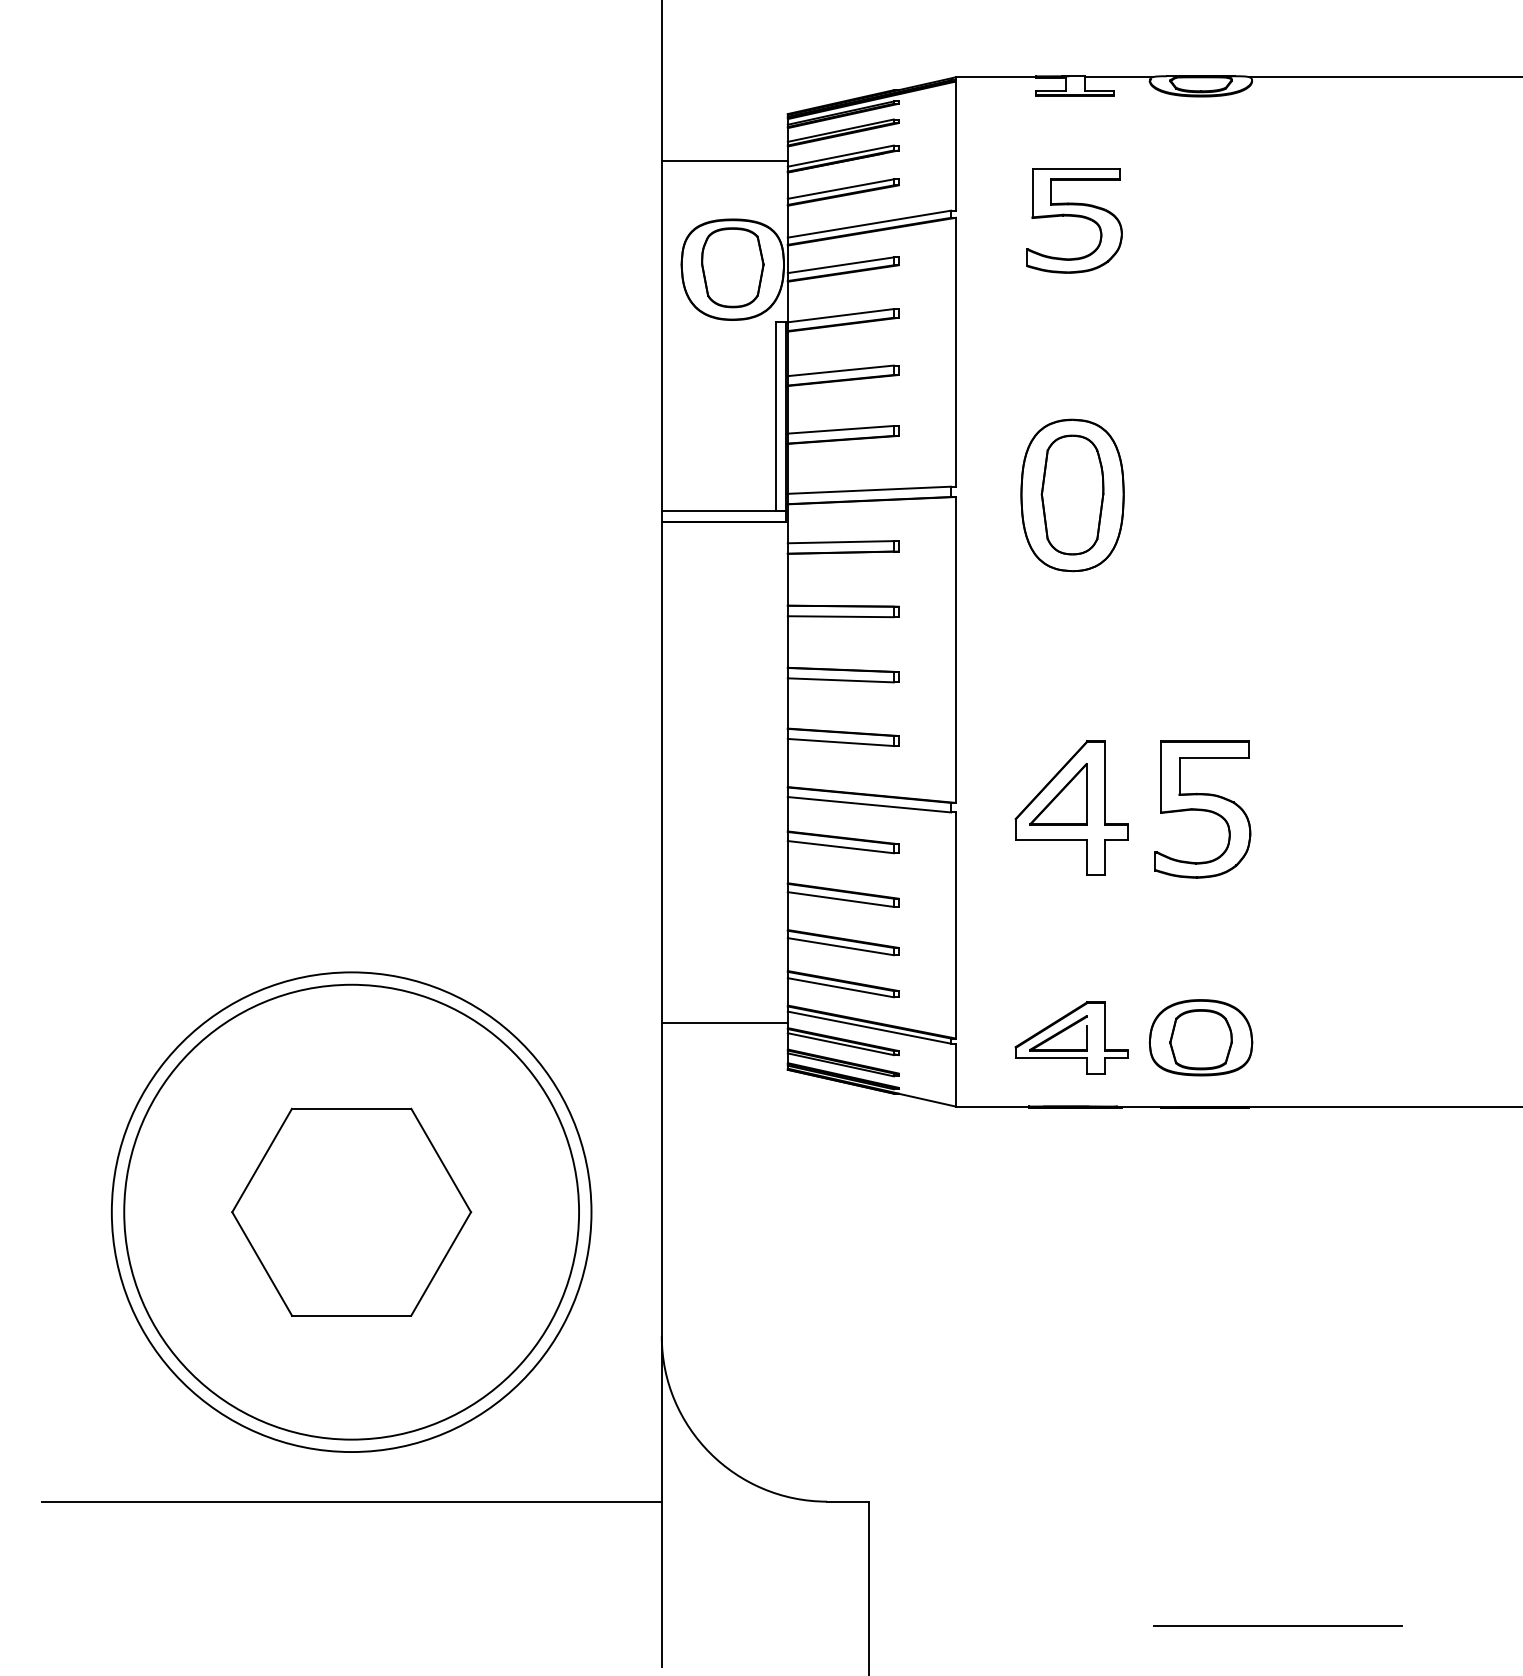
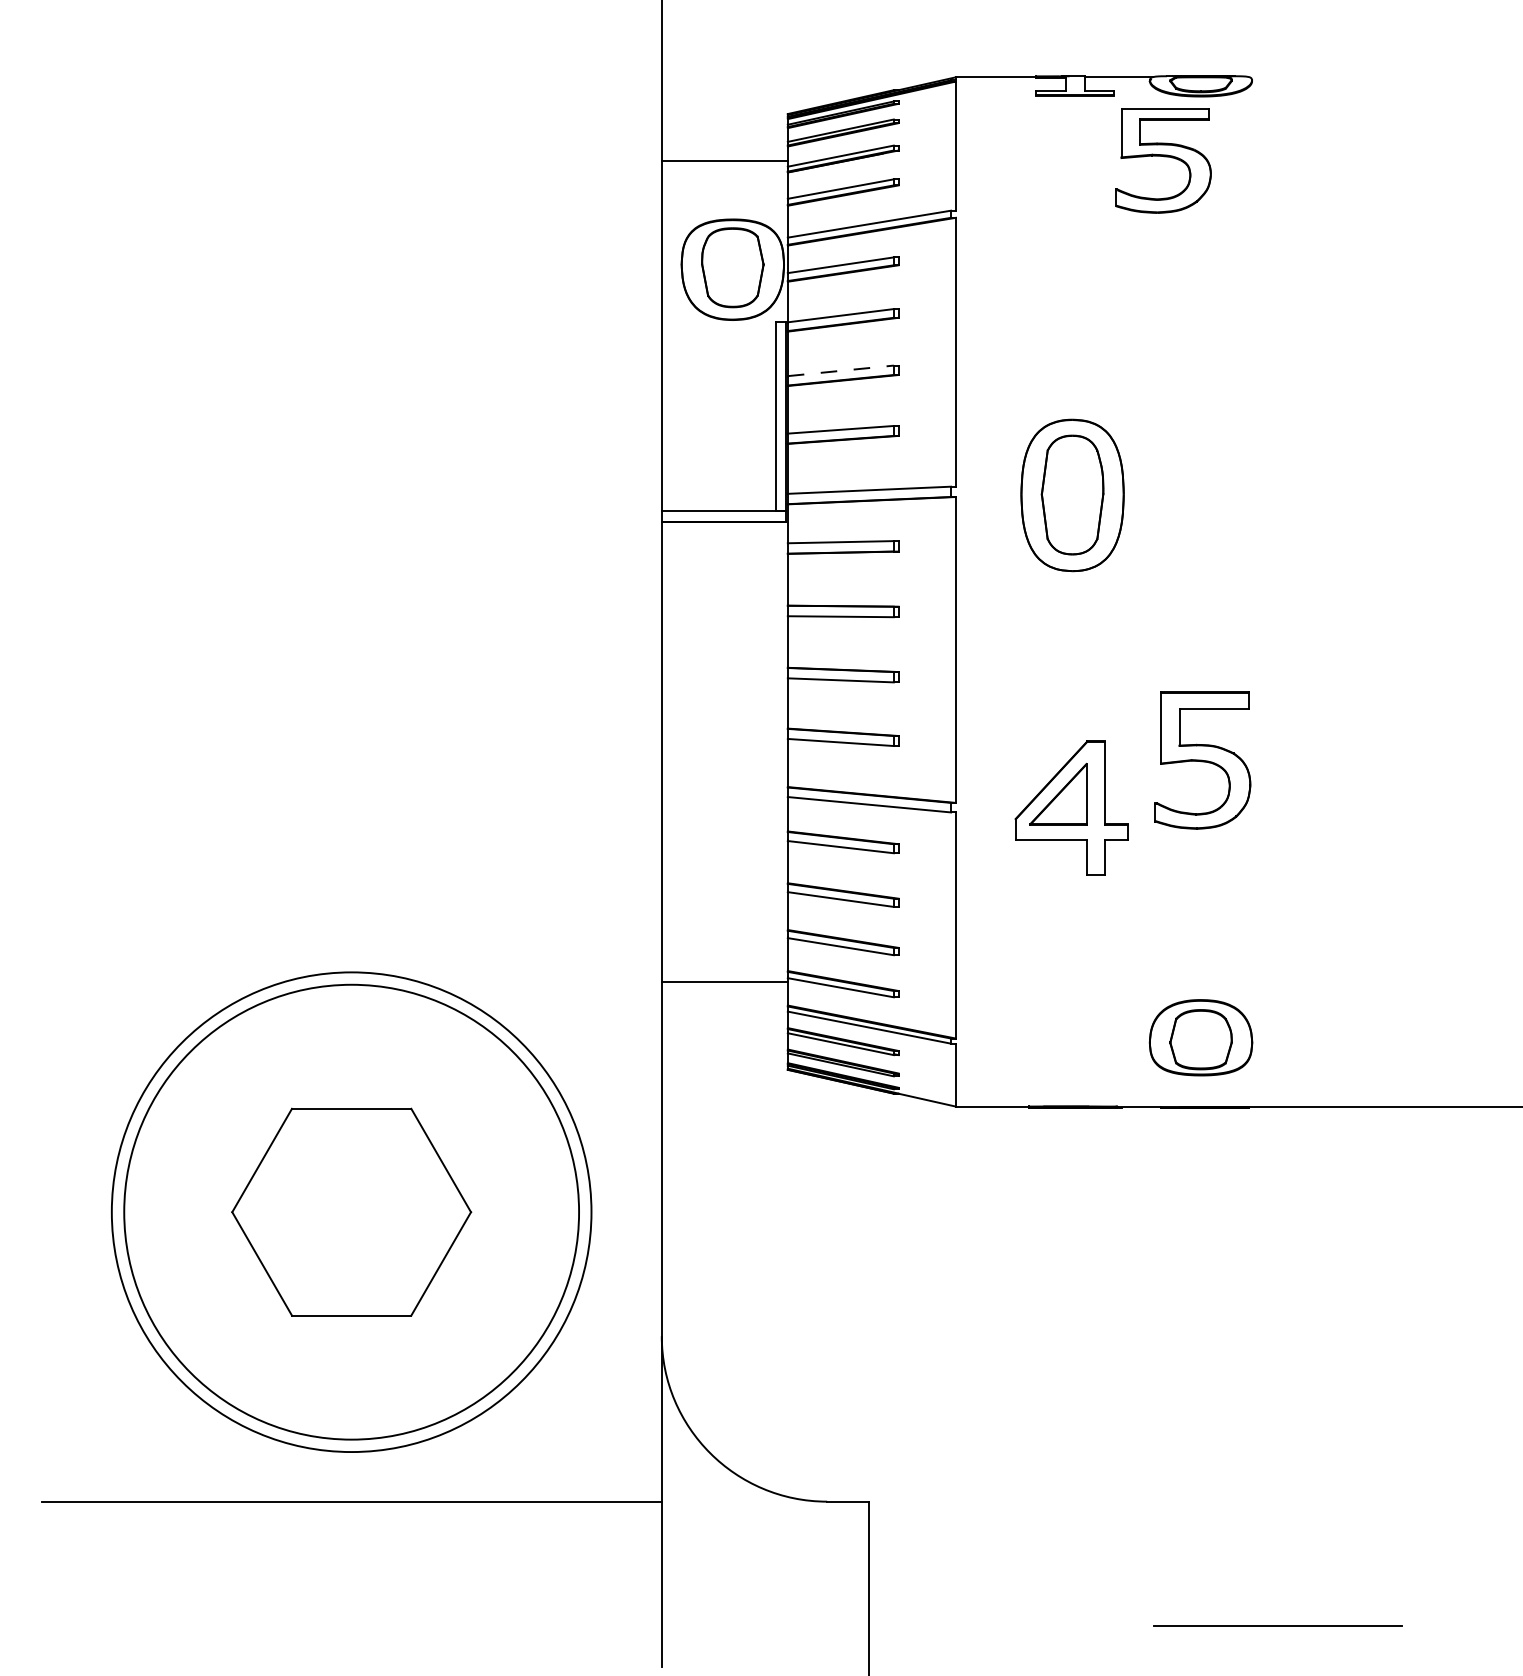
line: present -> none (1383, 77)
part position: (1074, 220) -> (1163, 160) (1163, 160)
line: solid -> dashed (841, 370)
part position: (1202, 809) -> (1202, 760) (1202, 760)
line position: (724, 1022) -> (724, 981) (724, 981)
part: present -> none (1071, 1037)
